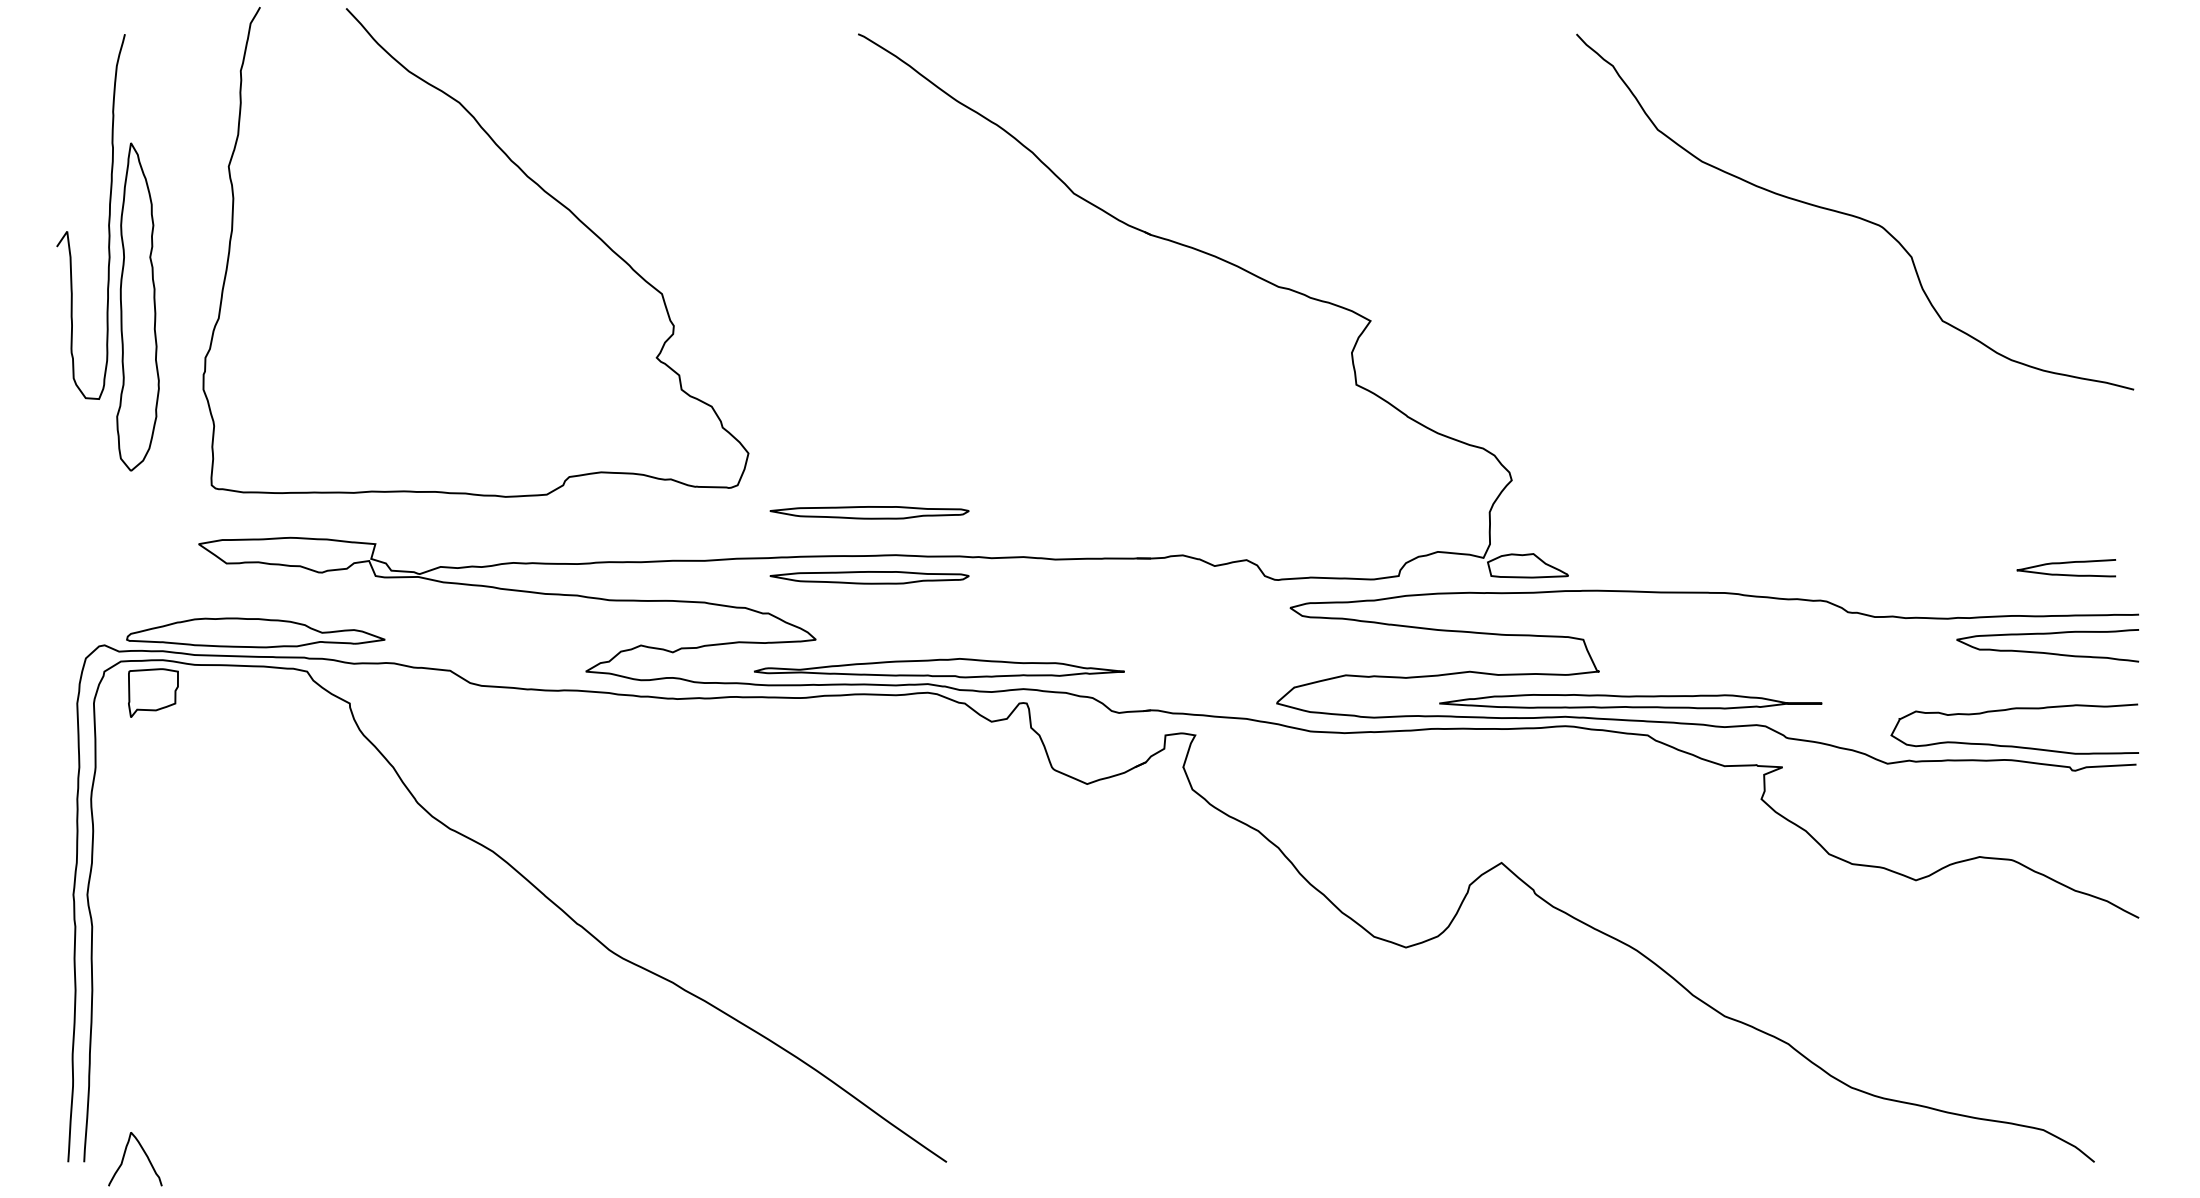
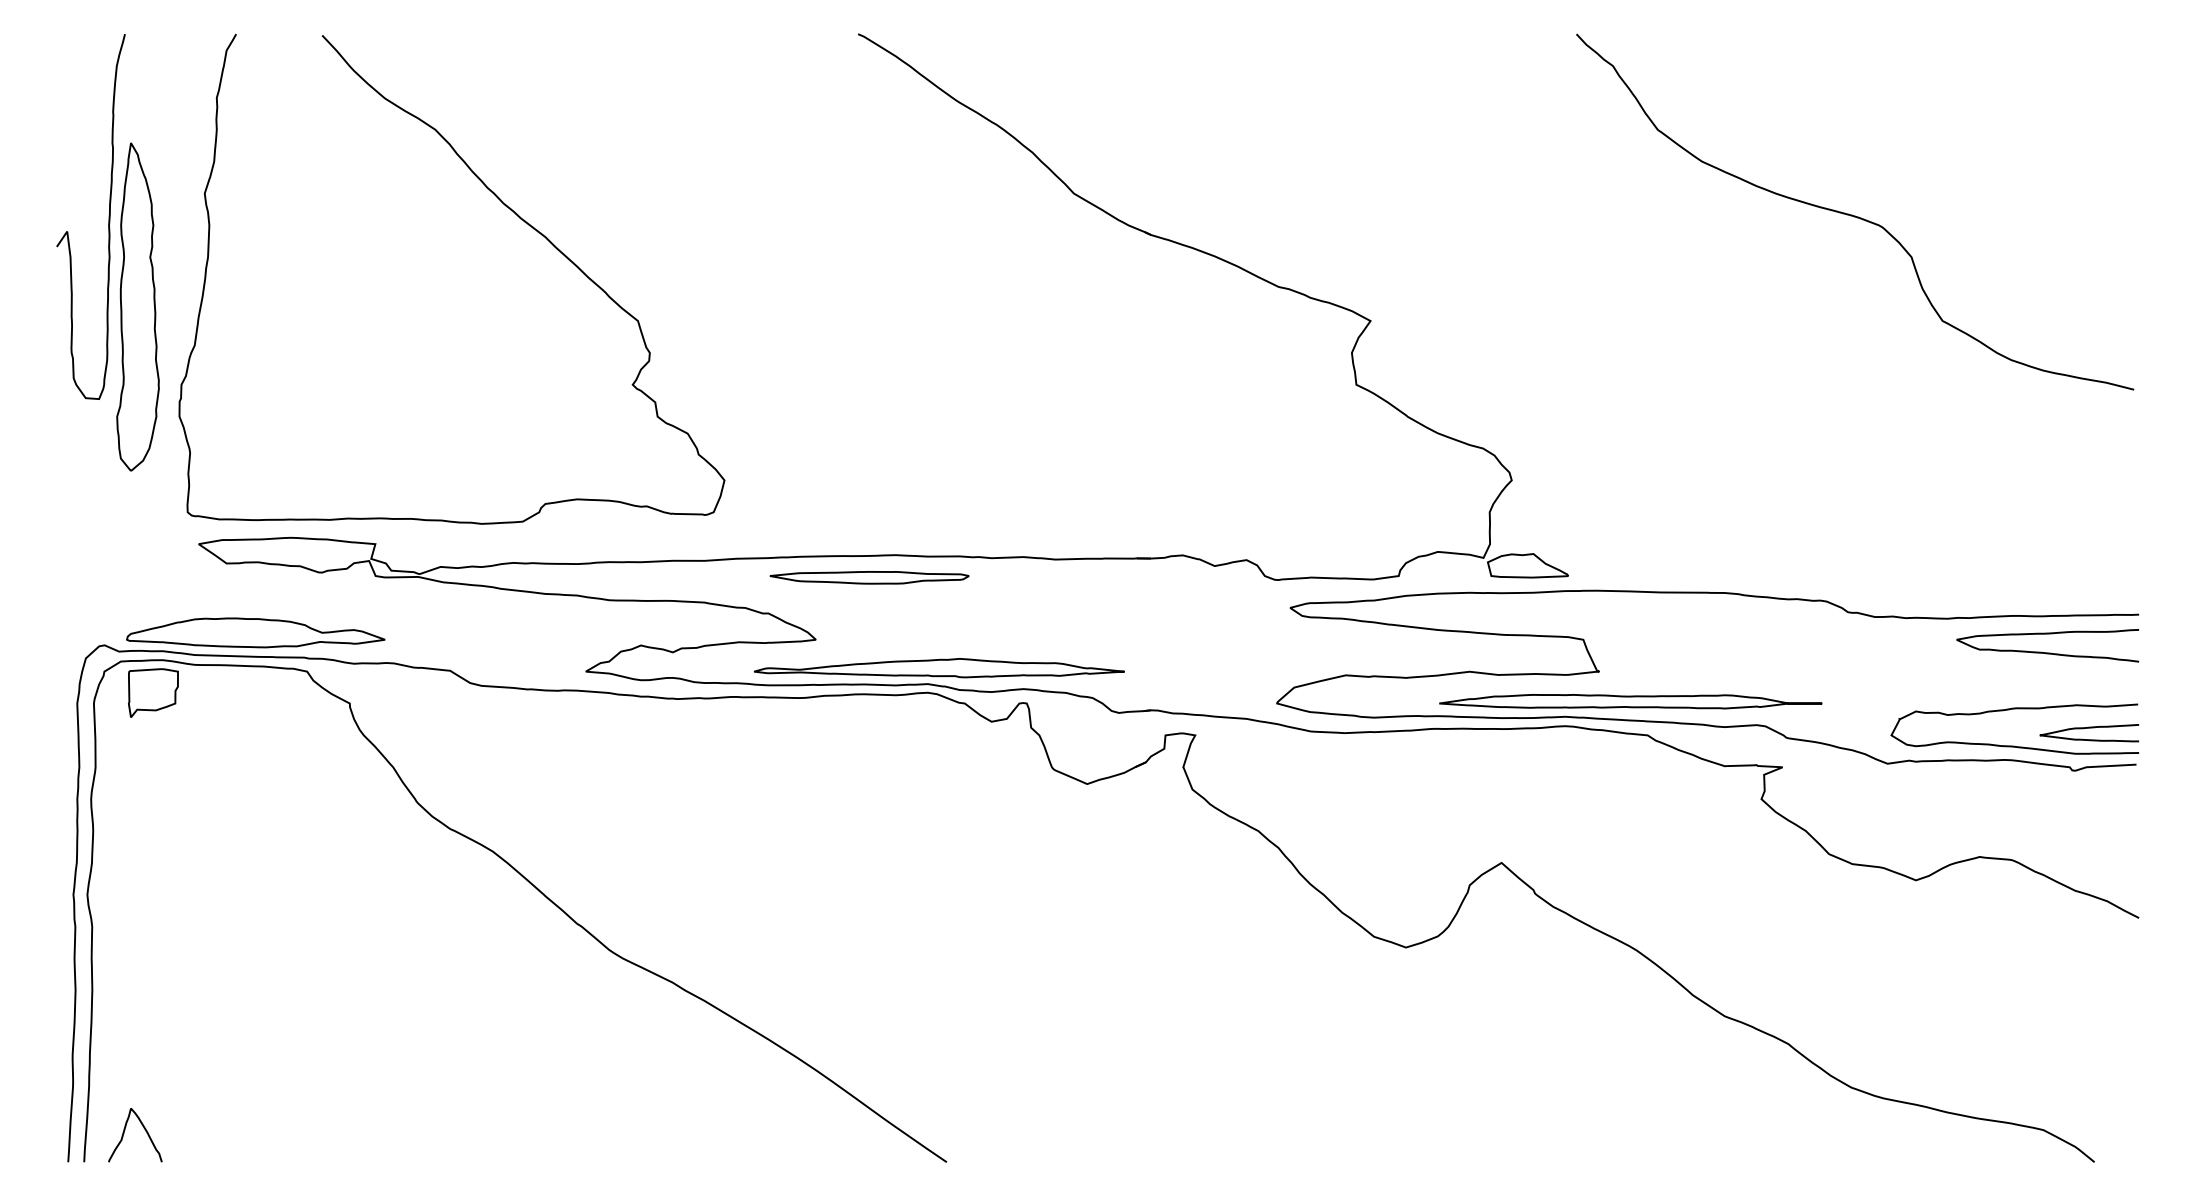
curve position: (530, 180) -> (506, 207) (506, 207)
part: present -> none (869, 512)
curve position: (2066, 563) -> (2089, 728) (2089, 728)
curve position: (143, 1152) -> (143, 1128) (143, 1128)
